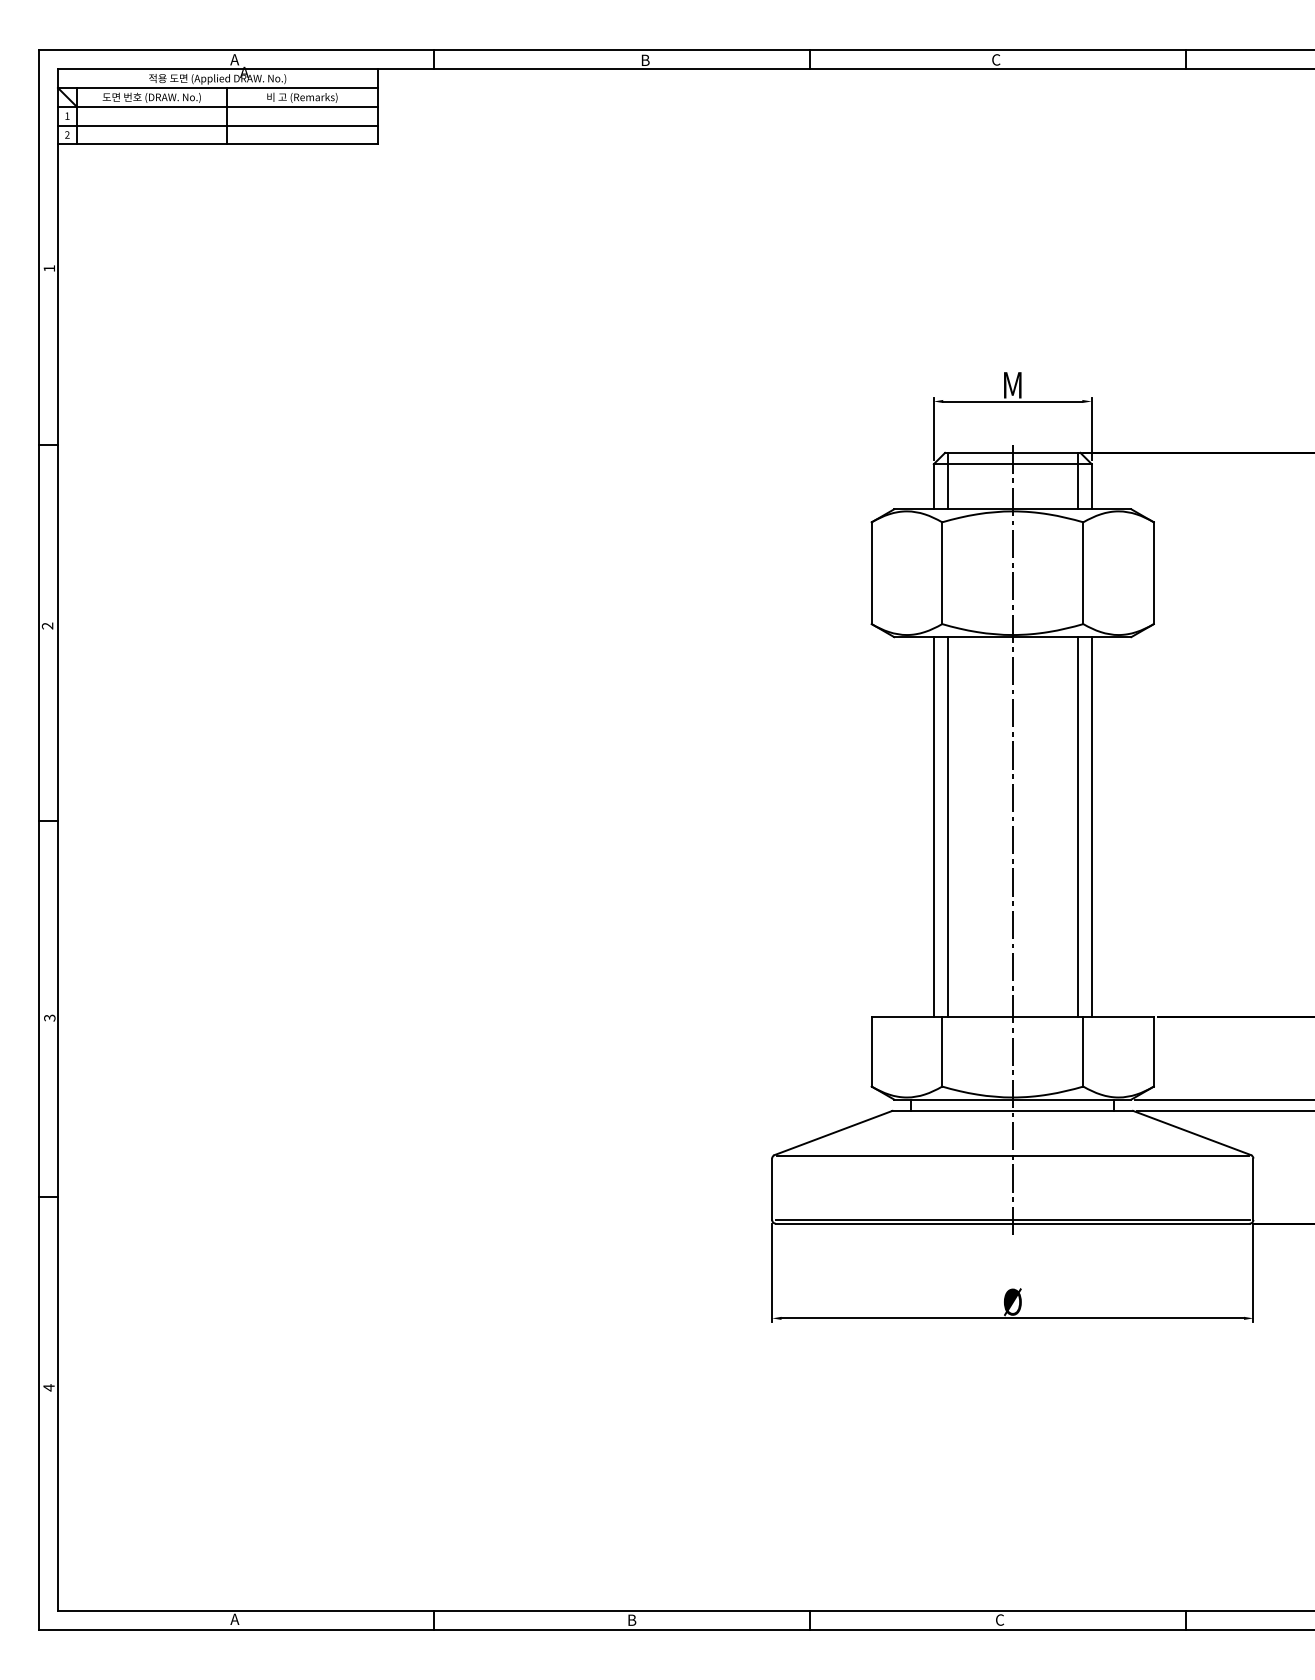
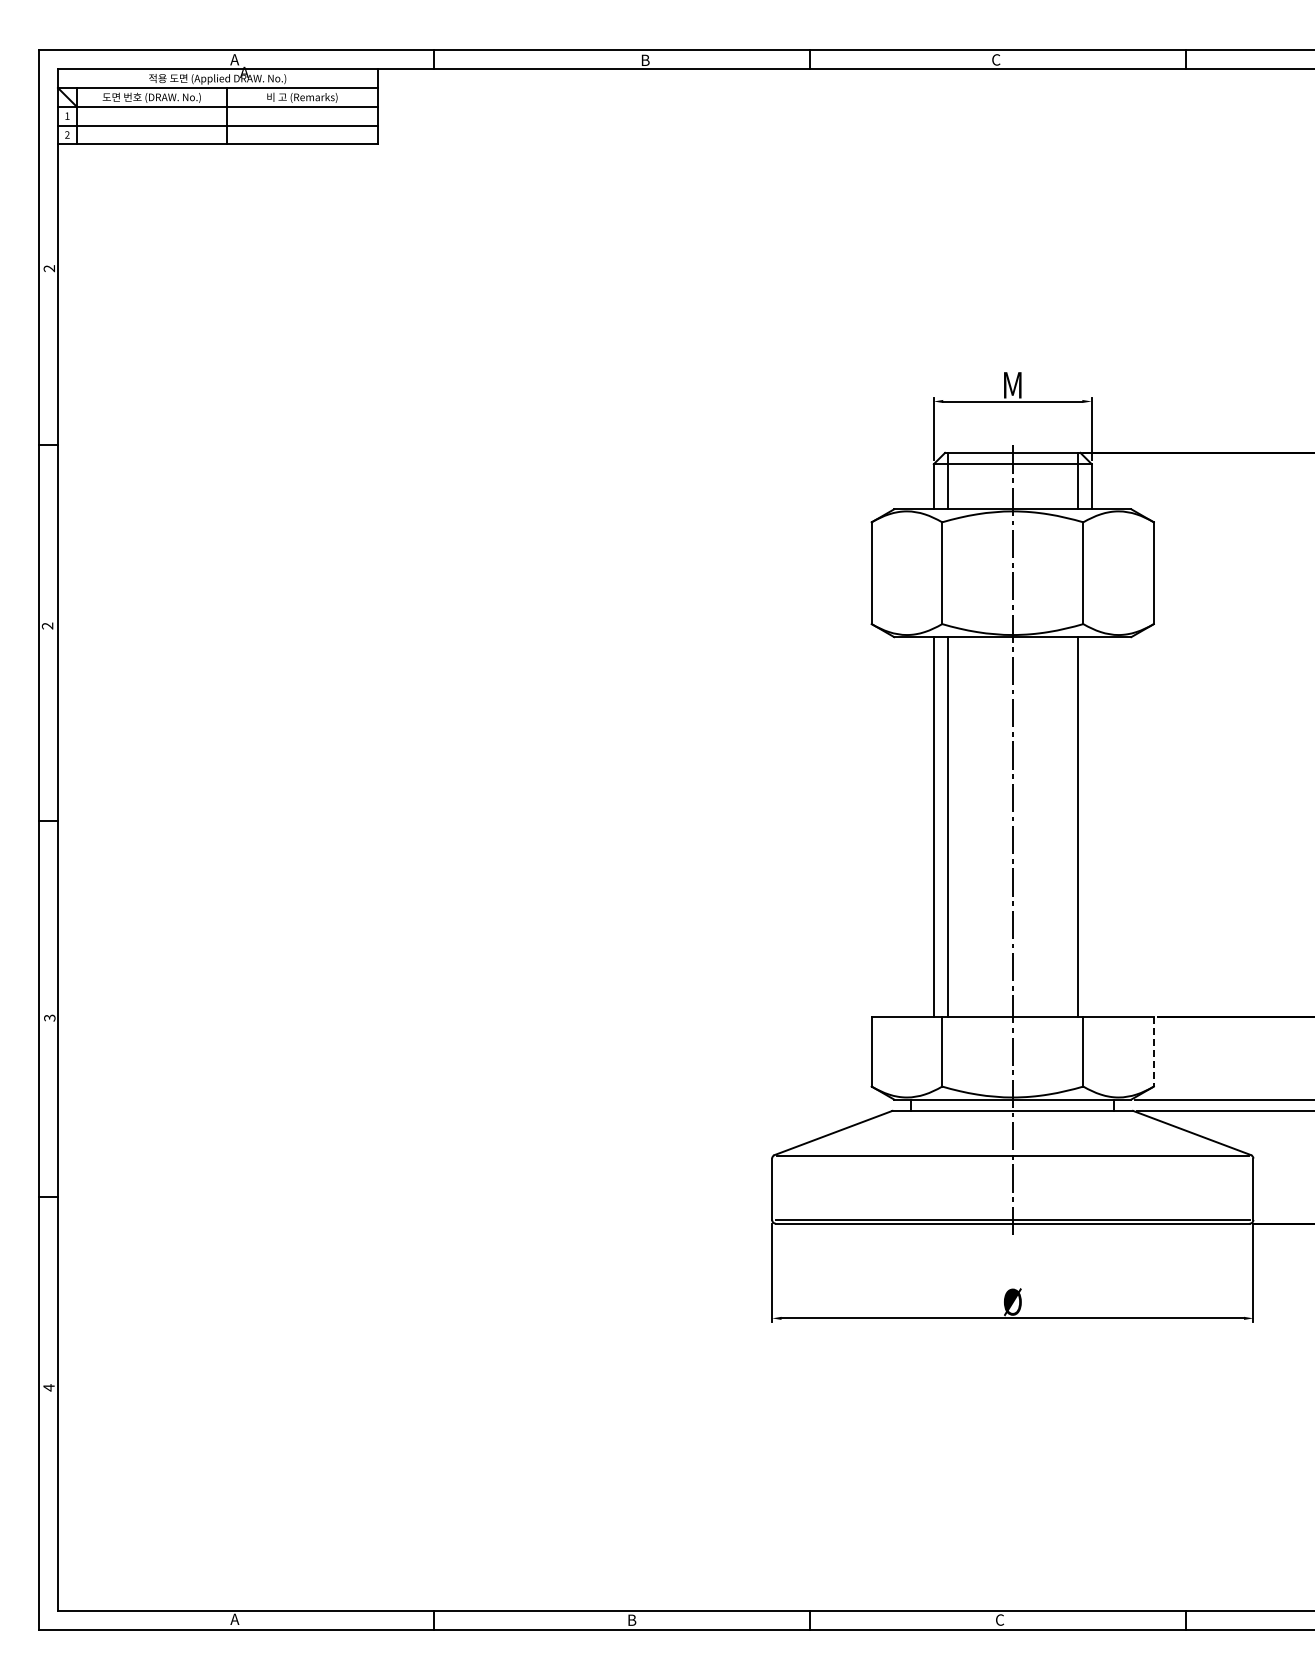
text: 1 -> 2 (48, 268)
line: present -> none (1091, 826)
line: solid -> dashed (1153, 1051)
